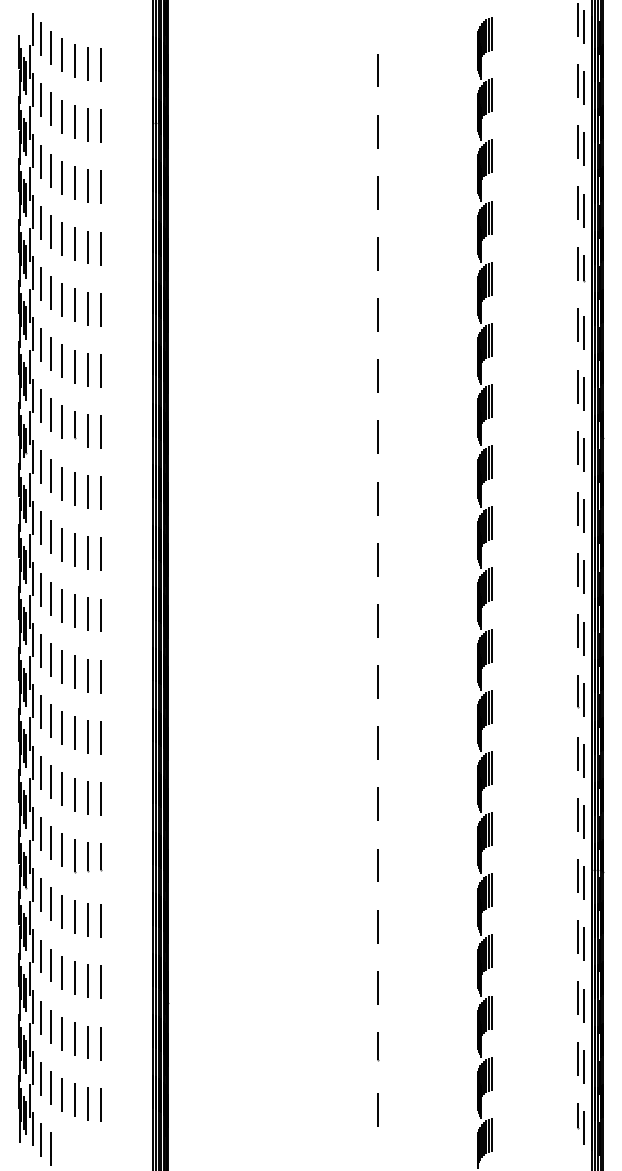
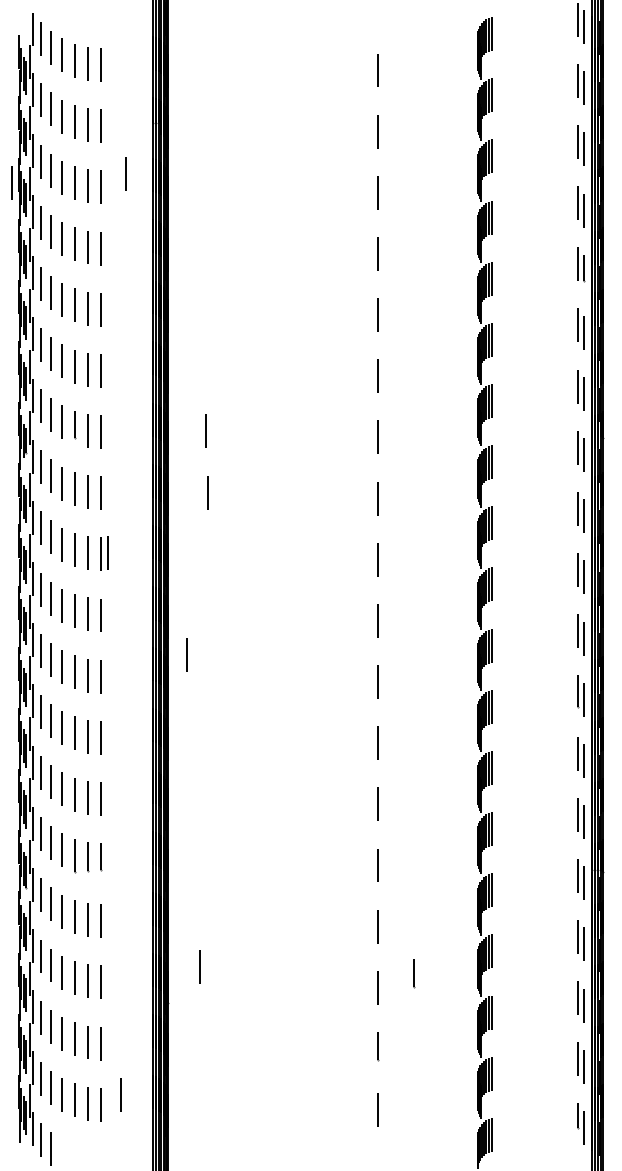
line: none -> present (125, 173)
line: none -> present (11, 182)
line: none -> present (205, 430)
line: none -> present (207, 492)
line: none -> present (107, 552)
line: none -> present (186, 654)
line: none -> present (199, 966)
line: none -> present (414, 973)
line: none -> present (120, 1094)
